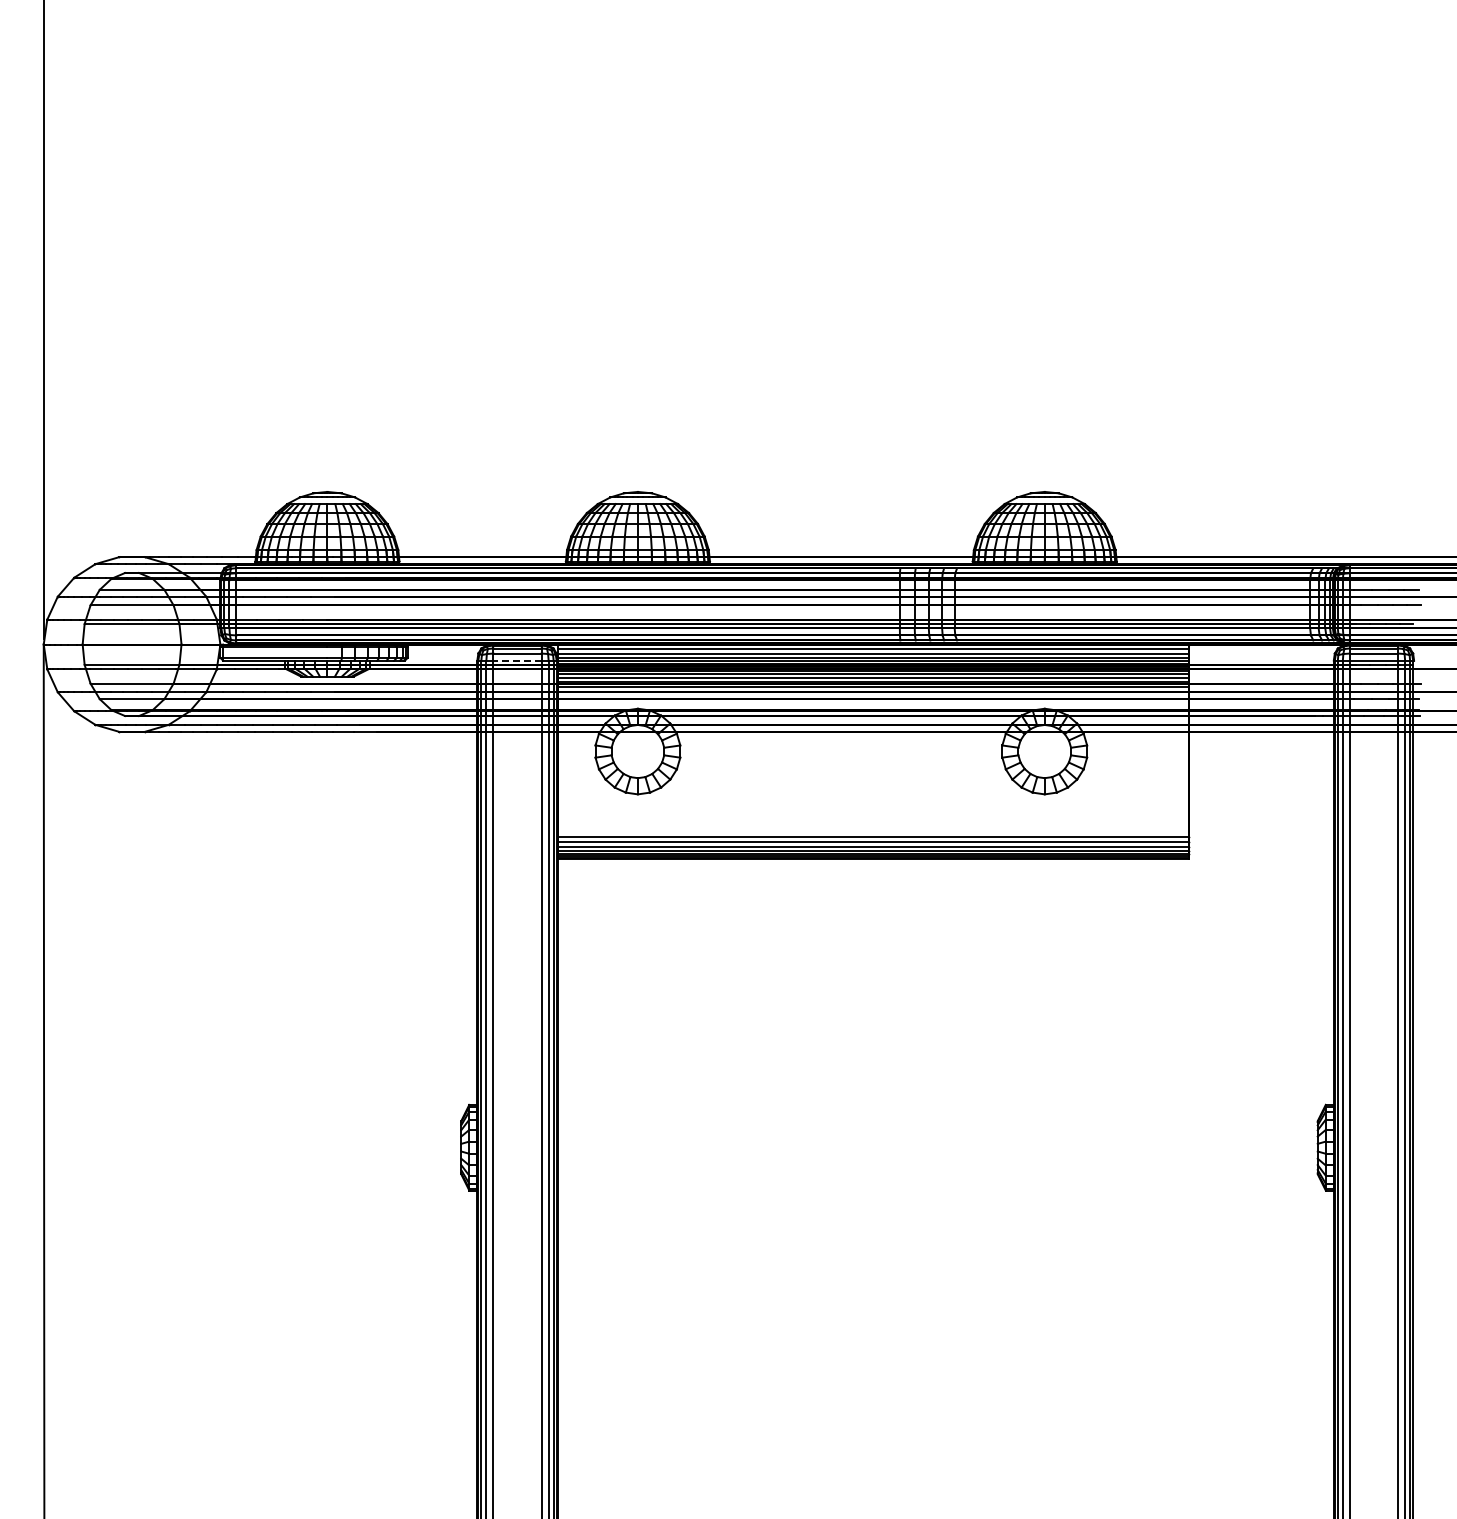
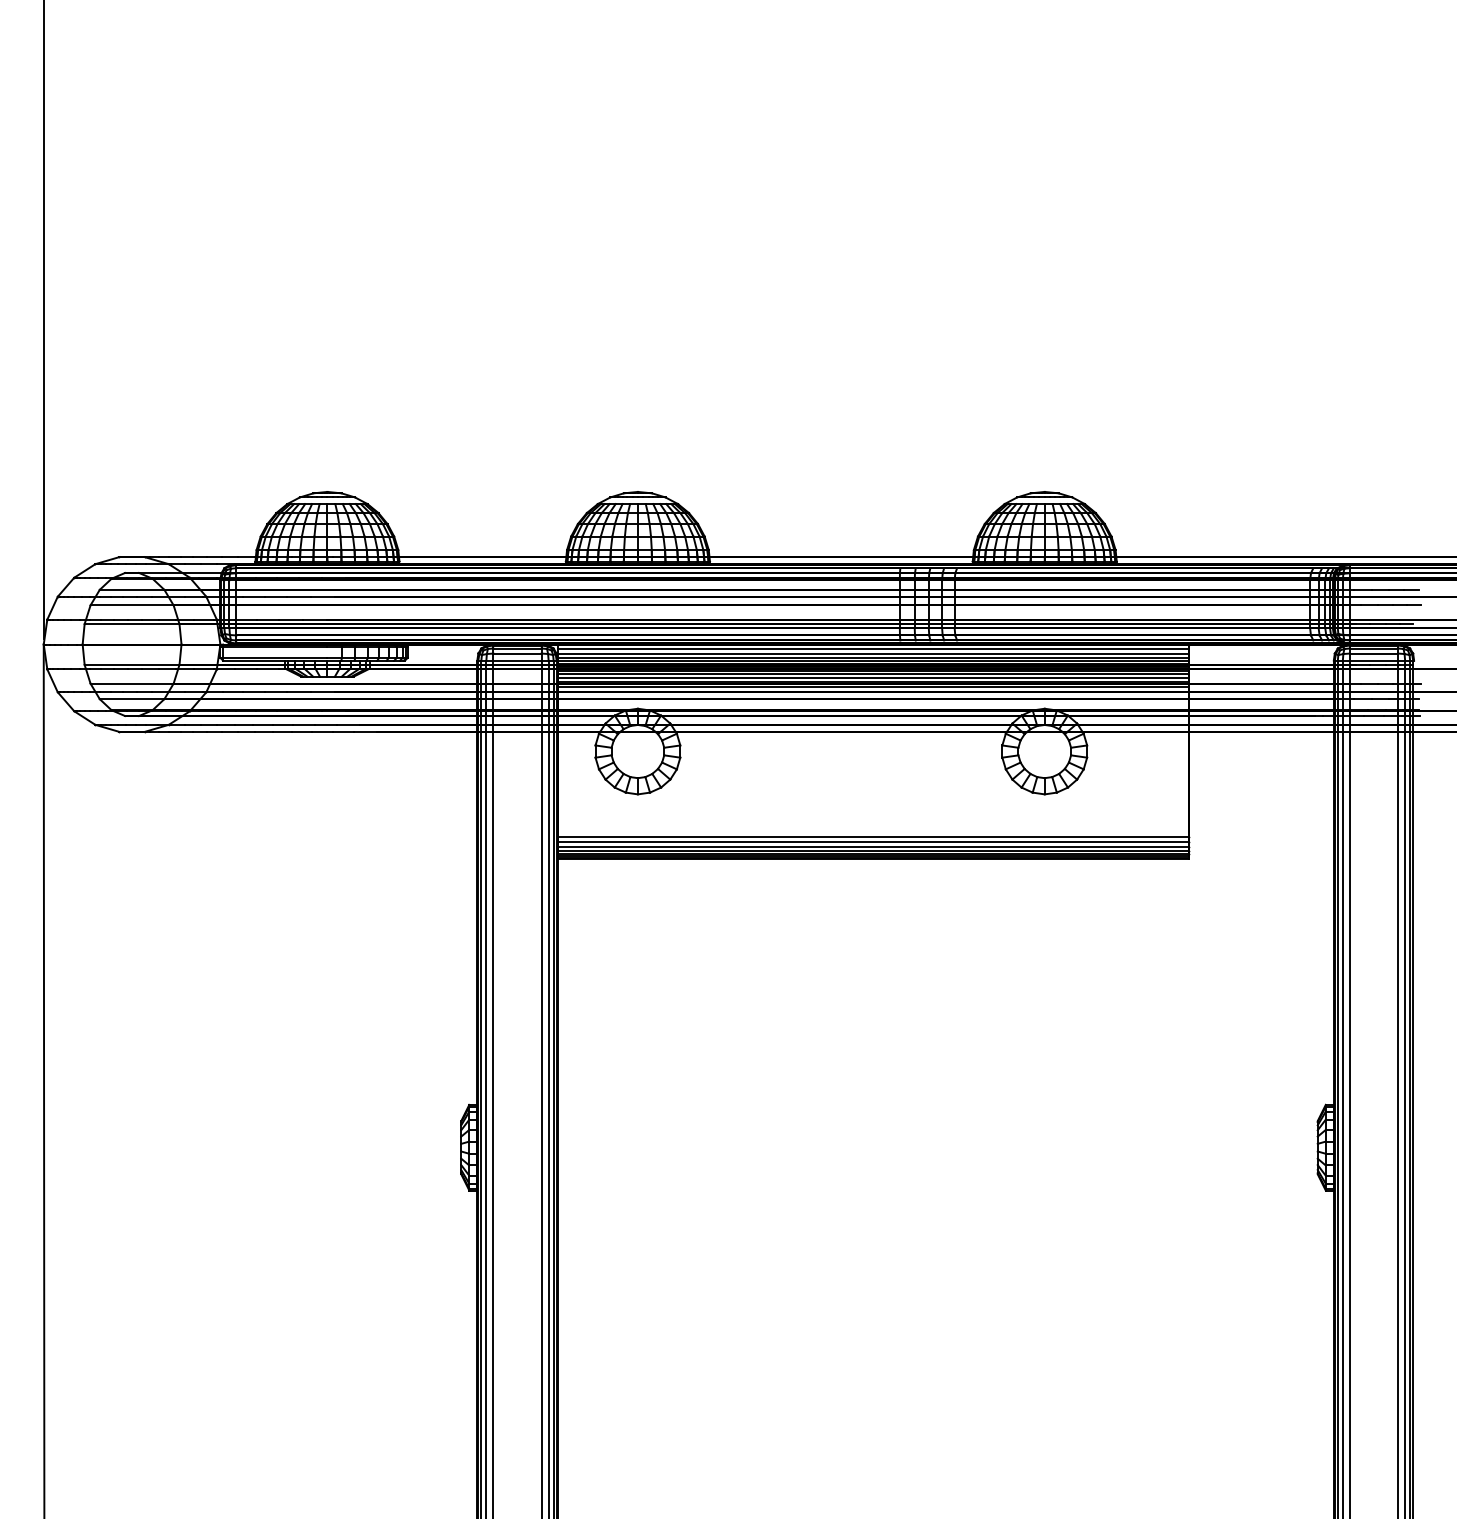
line: dashed -> solid (516, 660)
